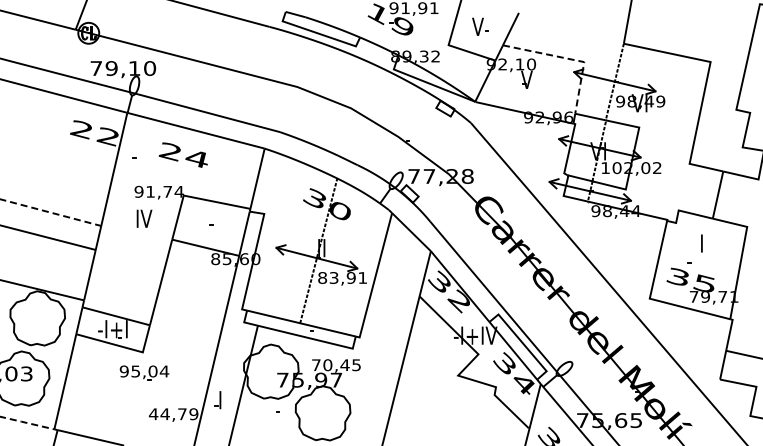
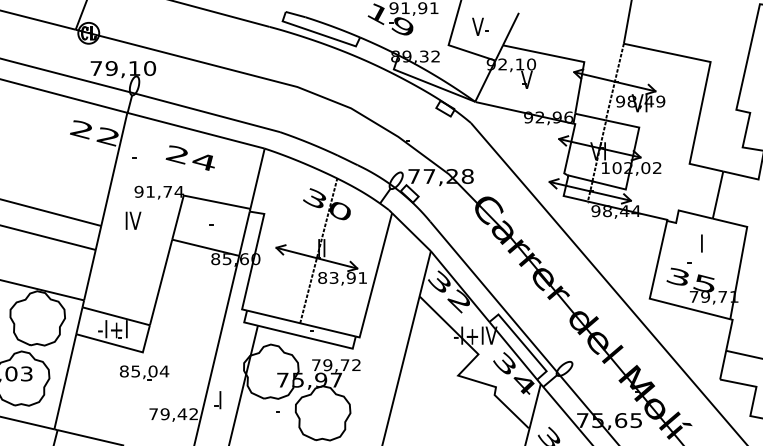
line: dashed -> solid (569, 59)
text position: (182, 154) -> (189, 157) (189, 157)
line: dashed -> solid (51, 212)
text position: (144, 218) -> (133, 220) (133, 220)
text: 70,45 -> 79,72 (341, 365)
text: 95,04 -> 85,04 (123, 371)
text: 44,79 -> 79,42 (173, 414)
line: dashed -> solid (27, 423)
